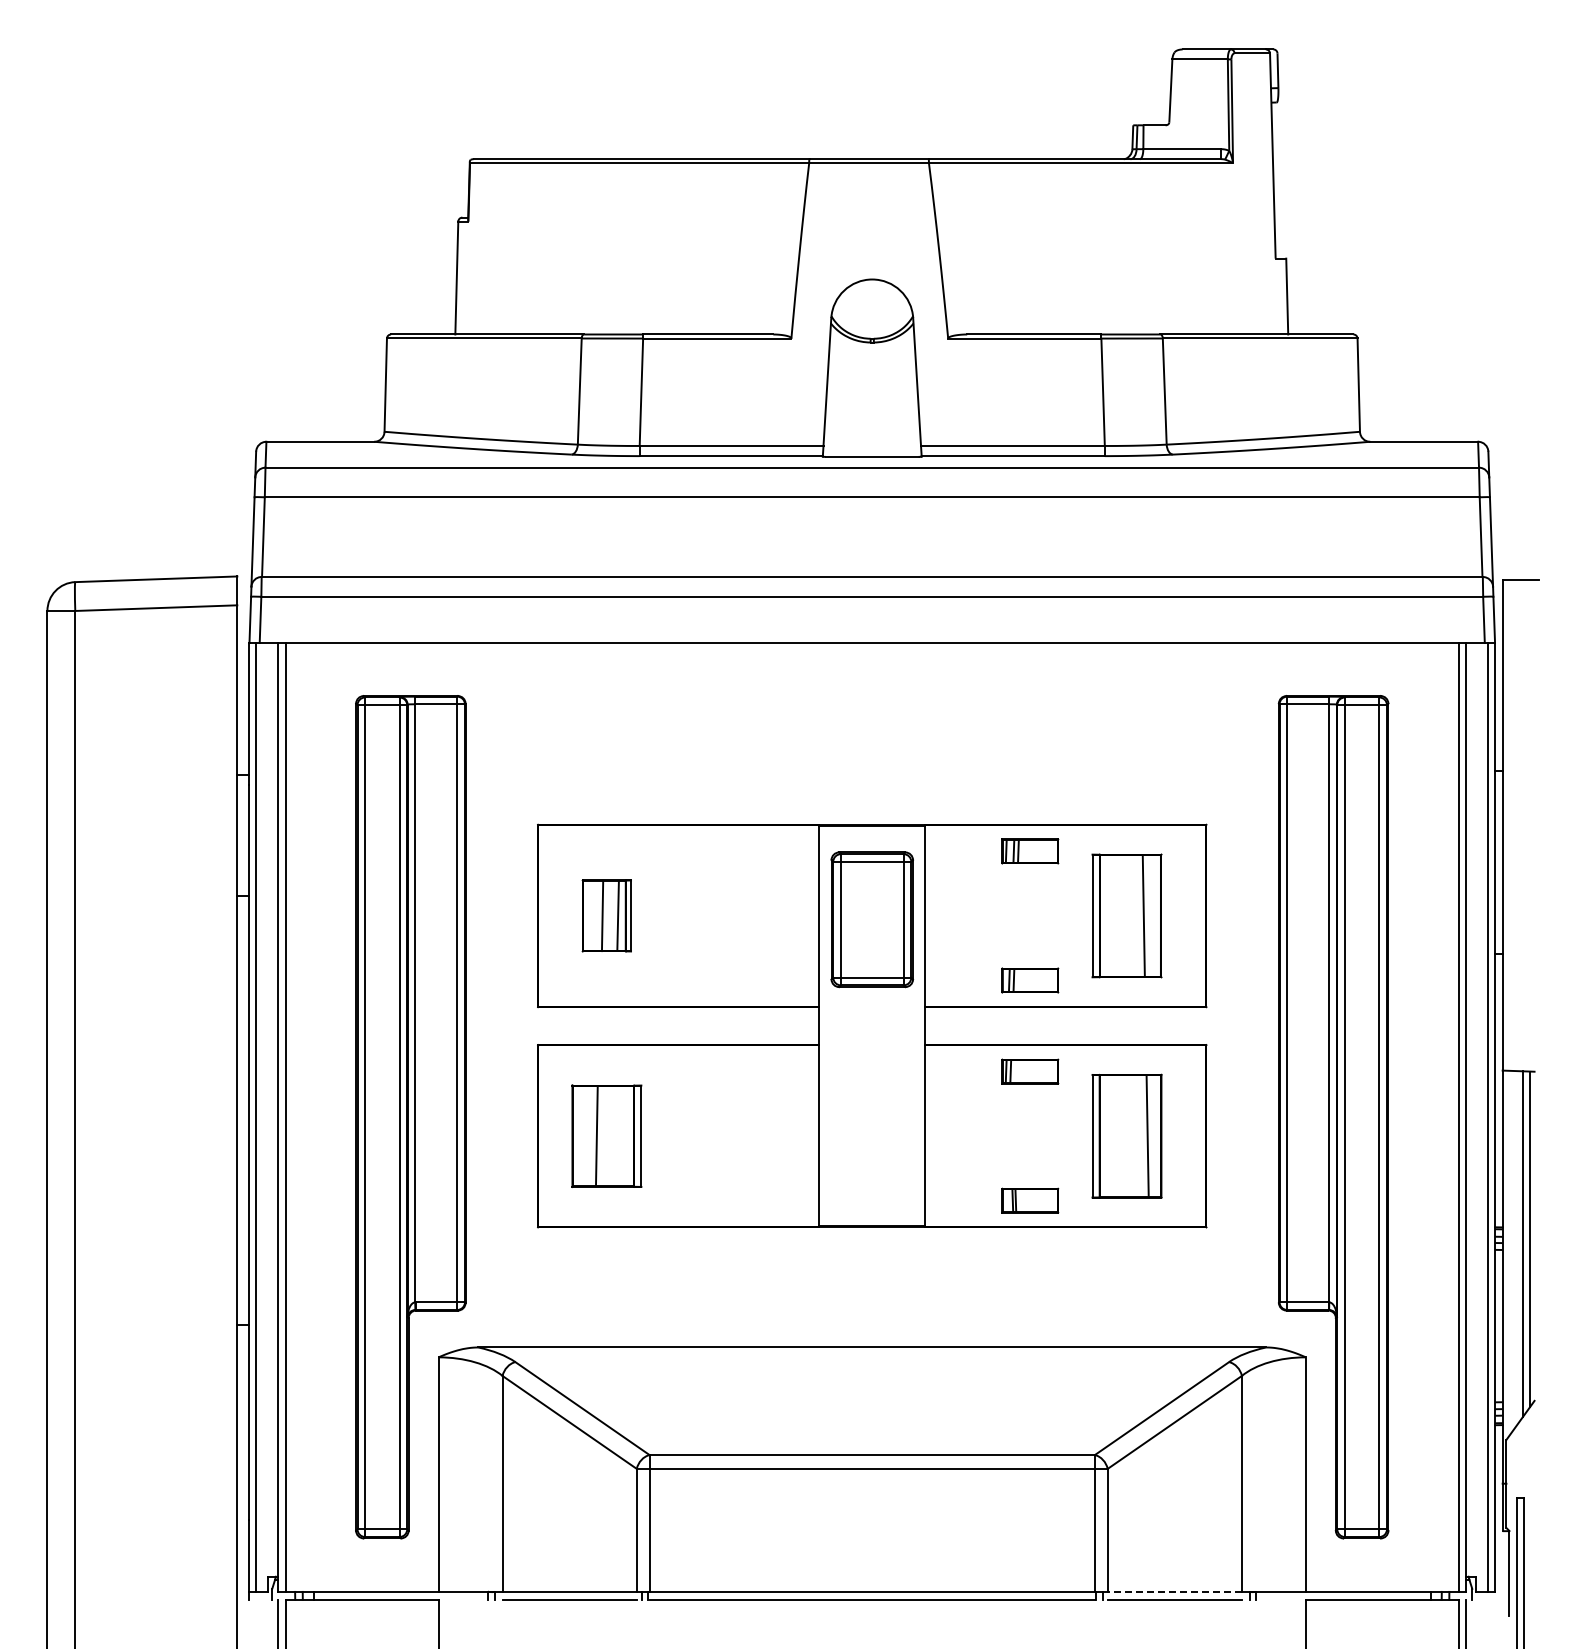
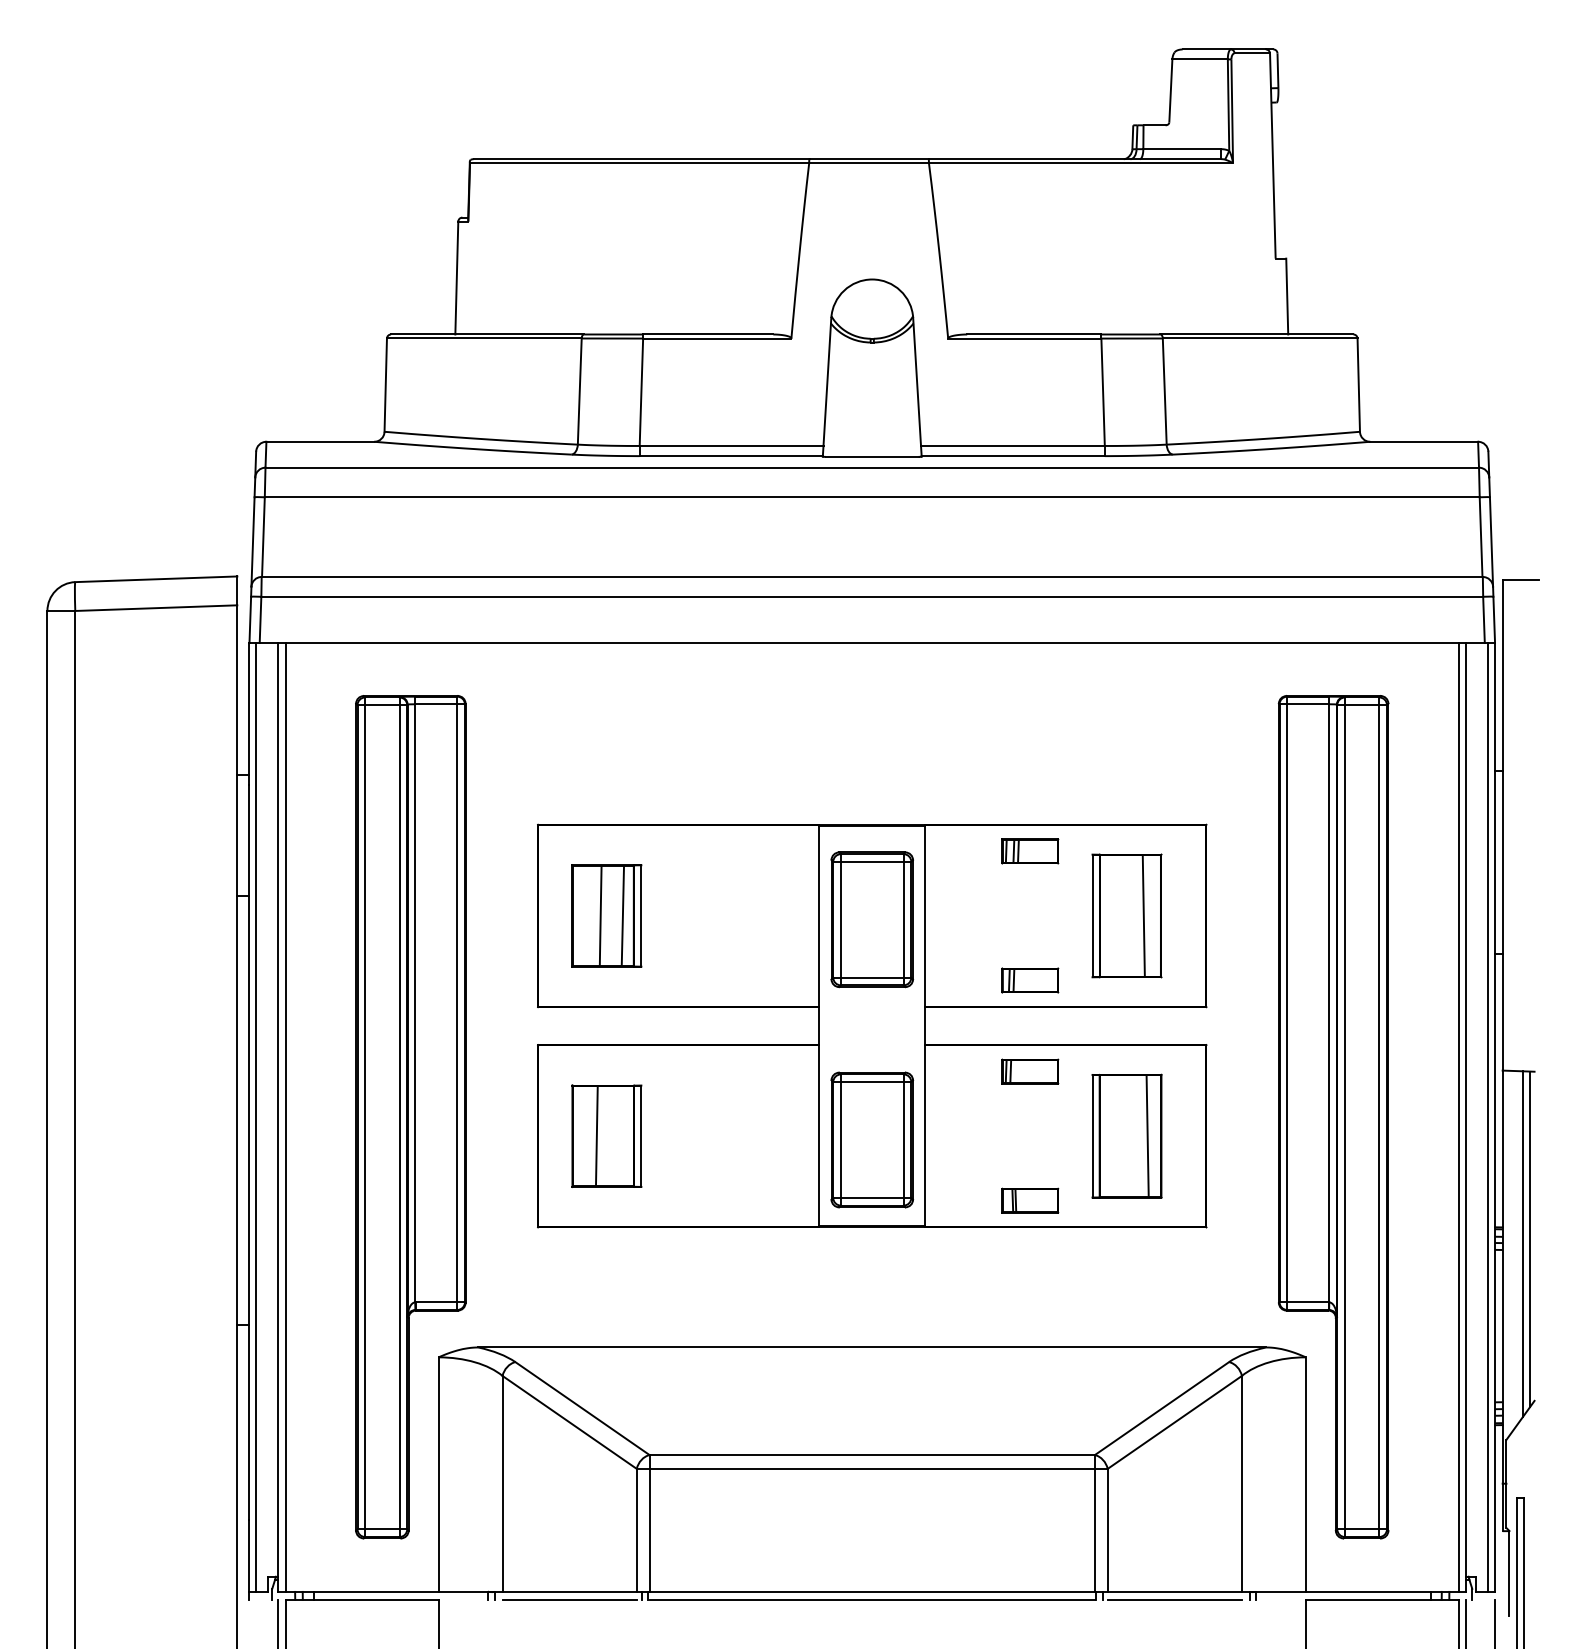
part size: 51x74 px -> 72x104 px (606, 915)
part: none -> present (872, 1139)
line: dashed -> solid (1174, 1591)
line: none -> present (1495, 1622)
